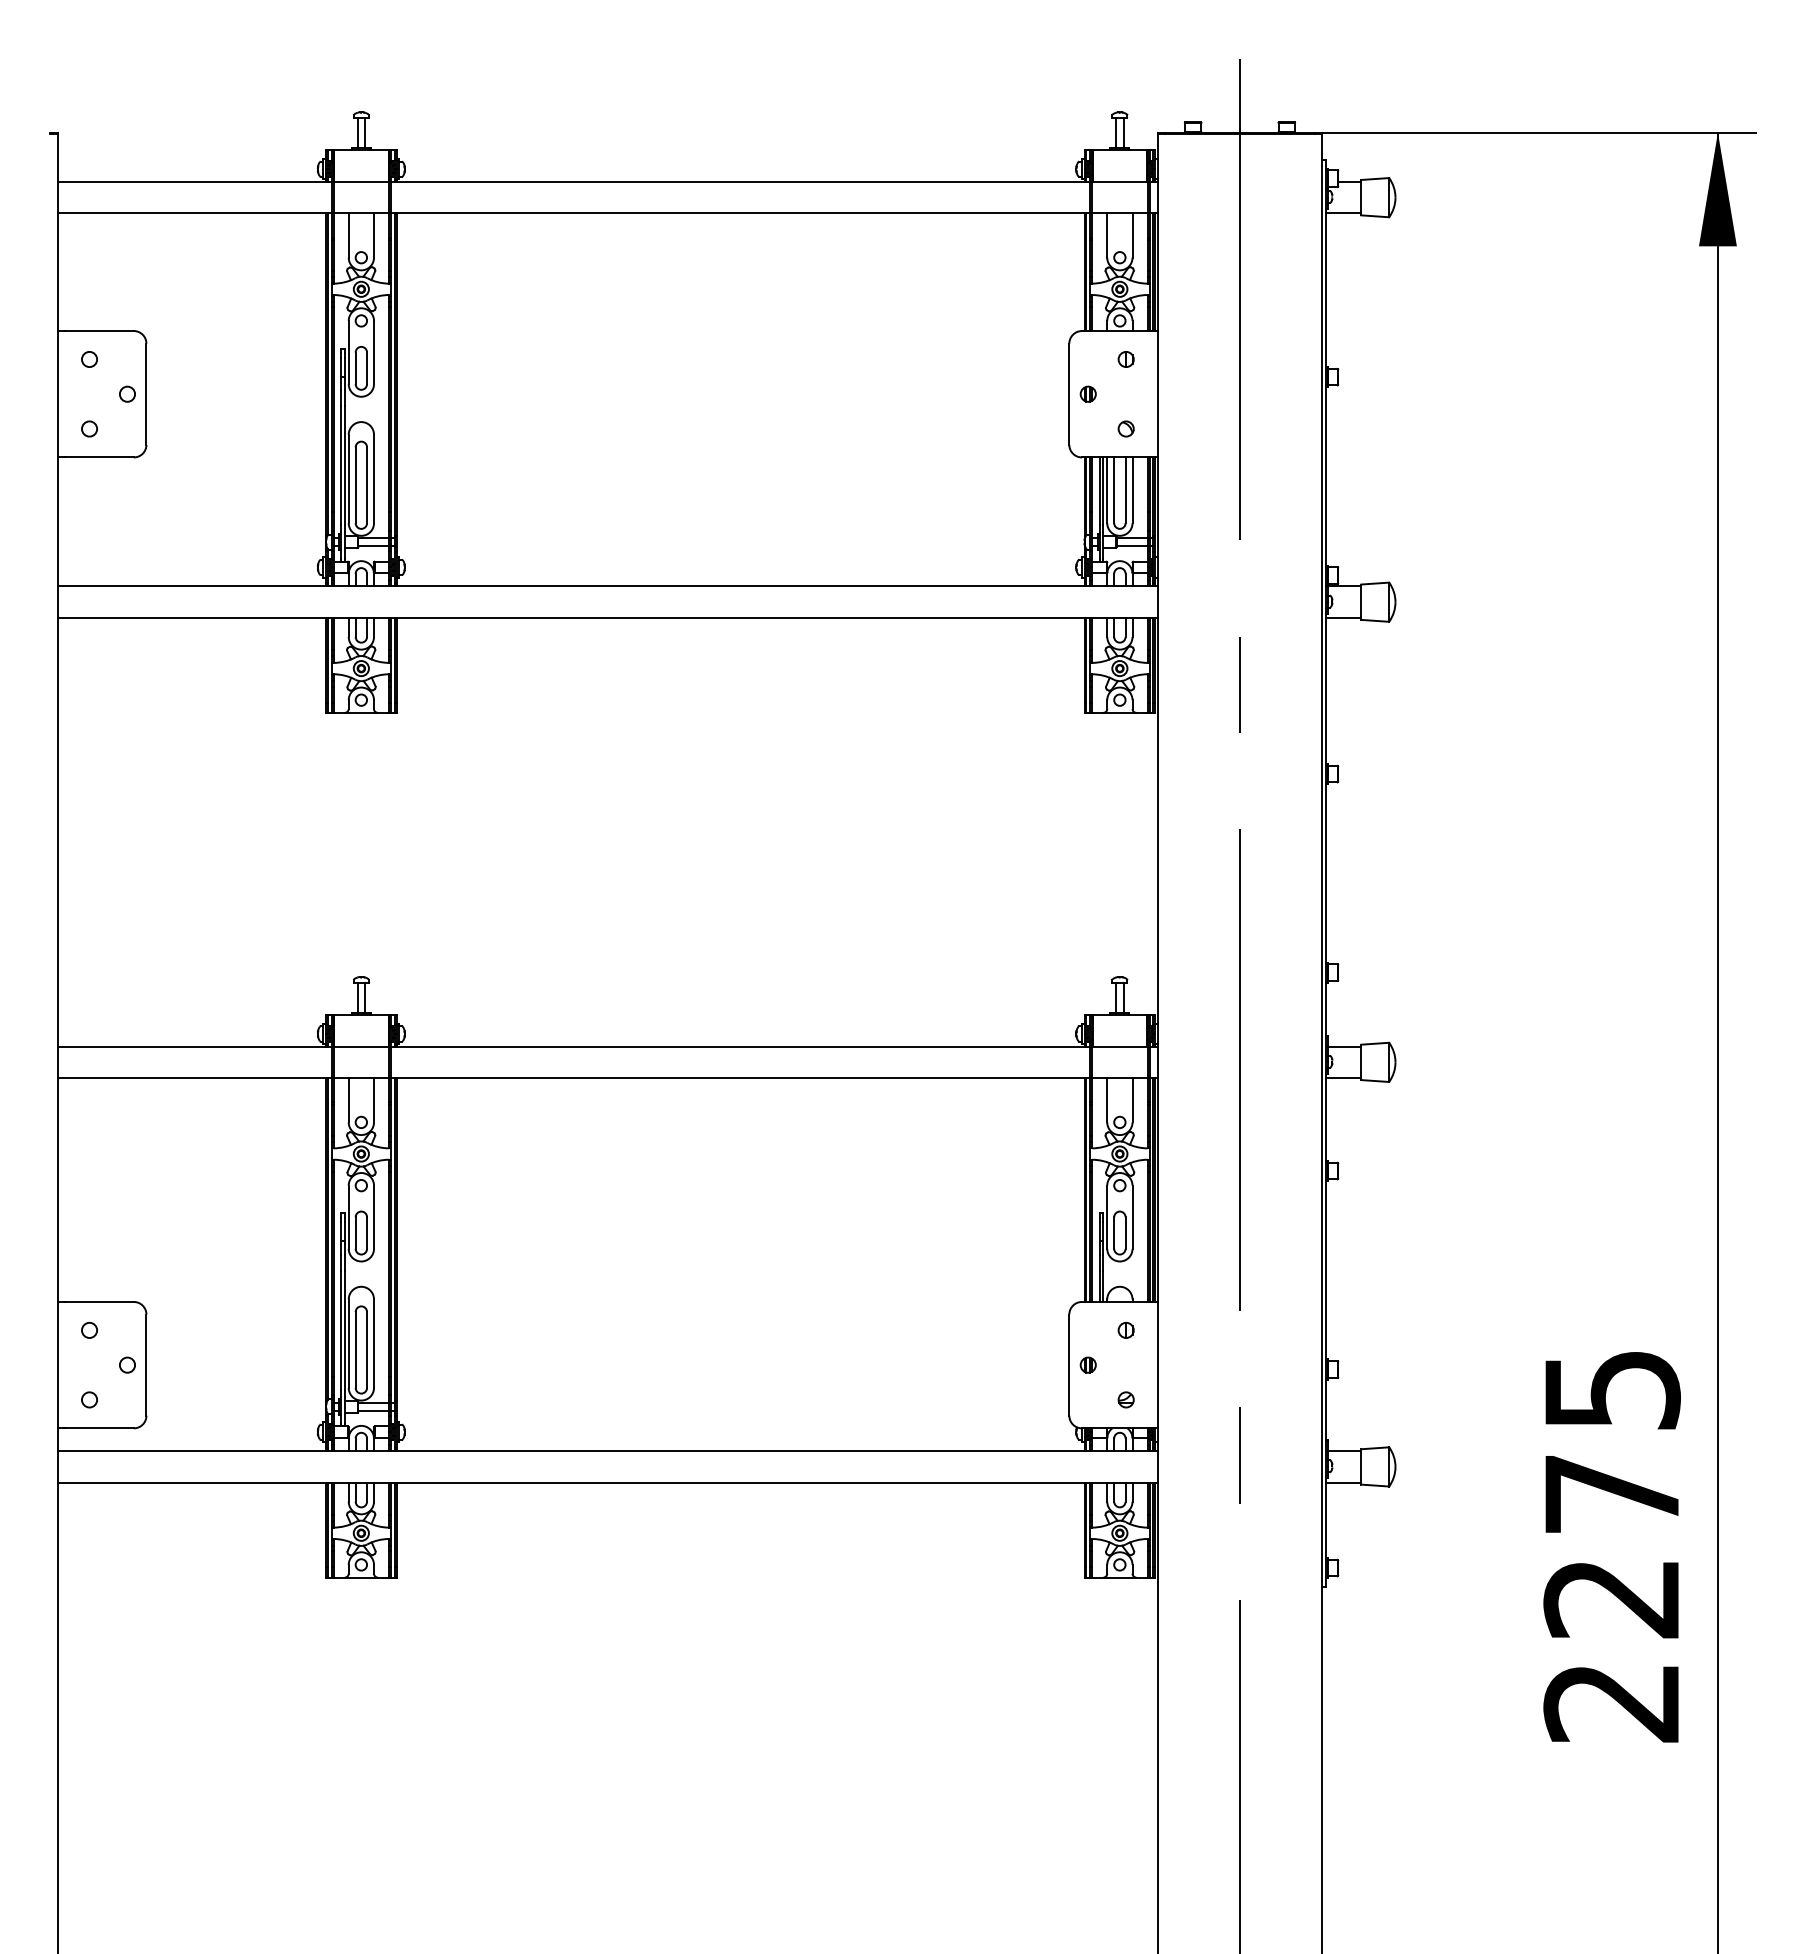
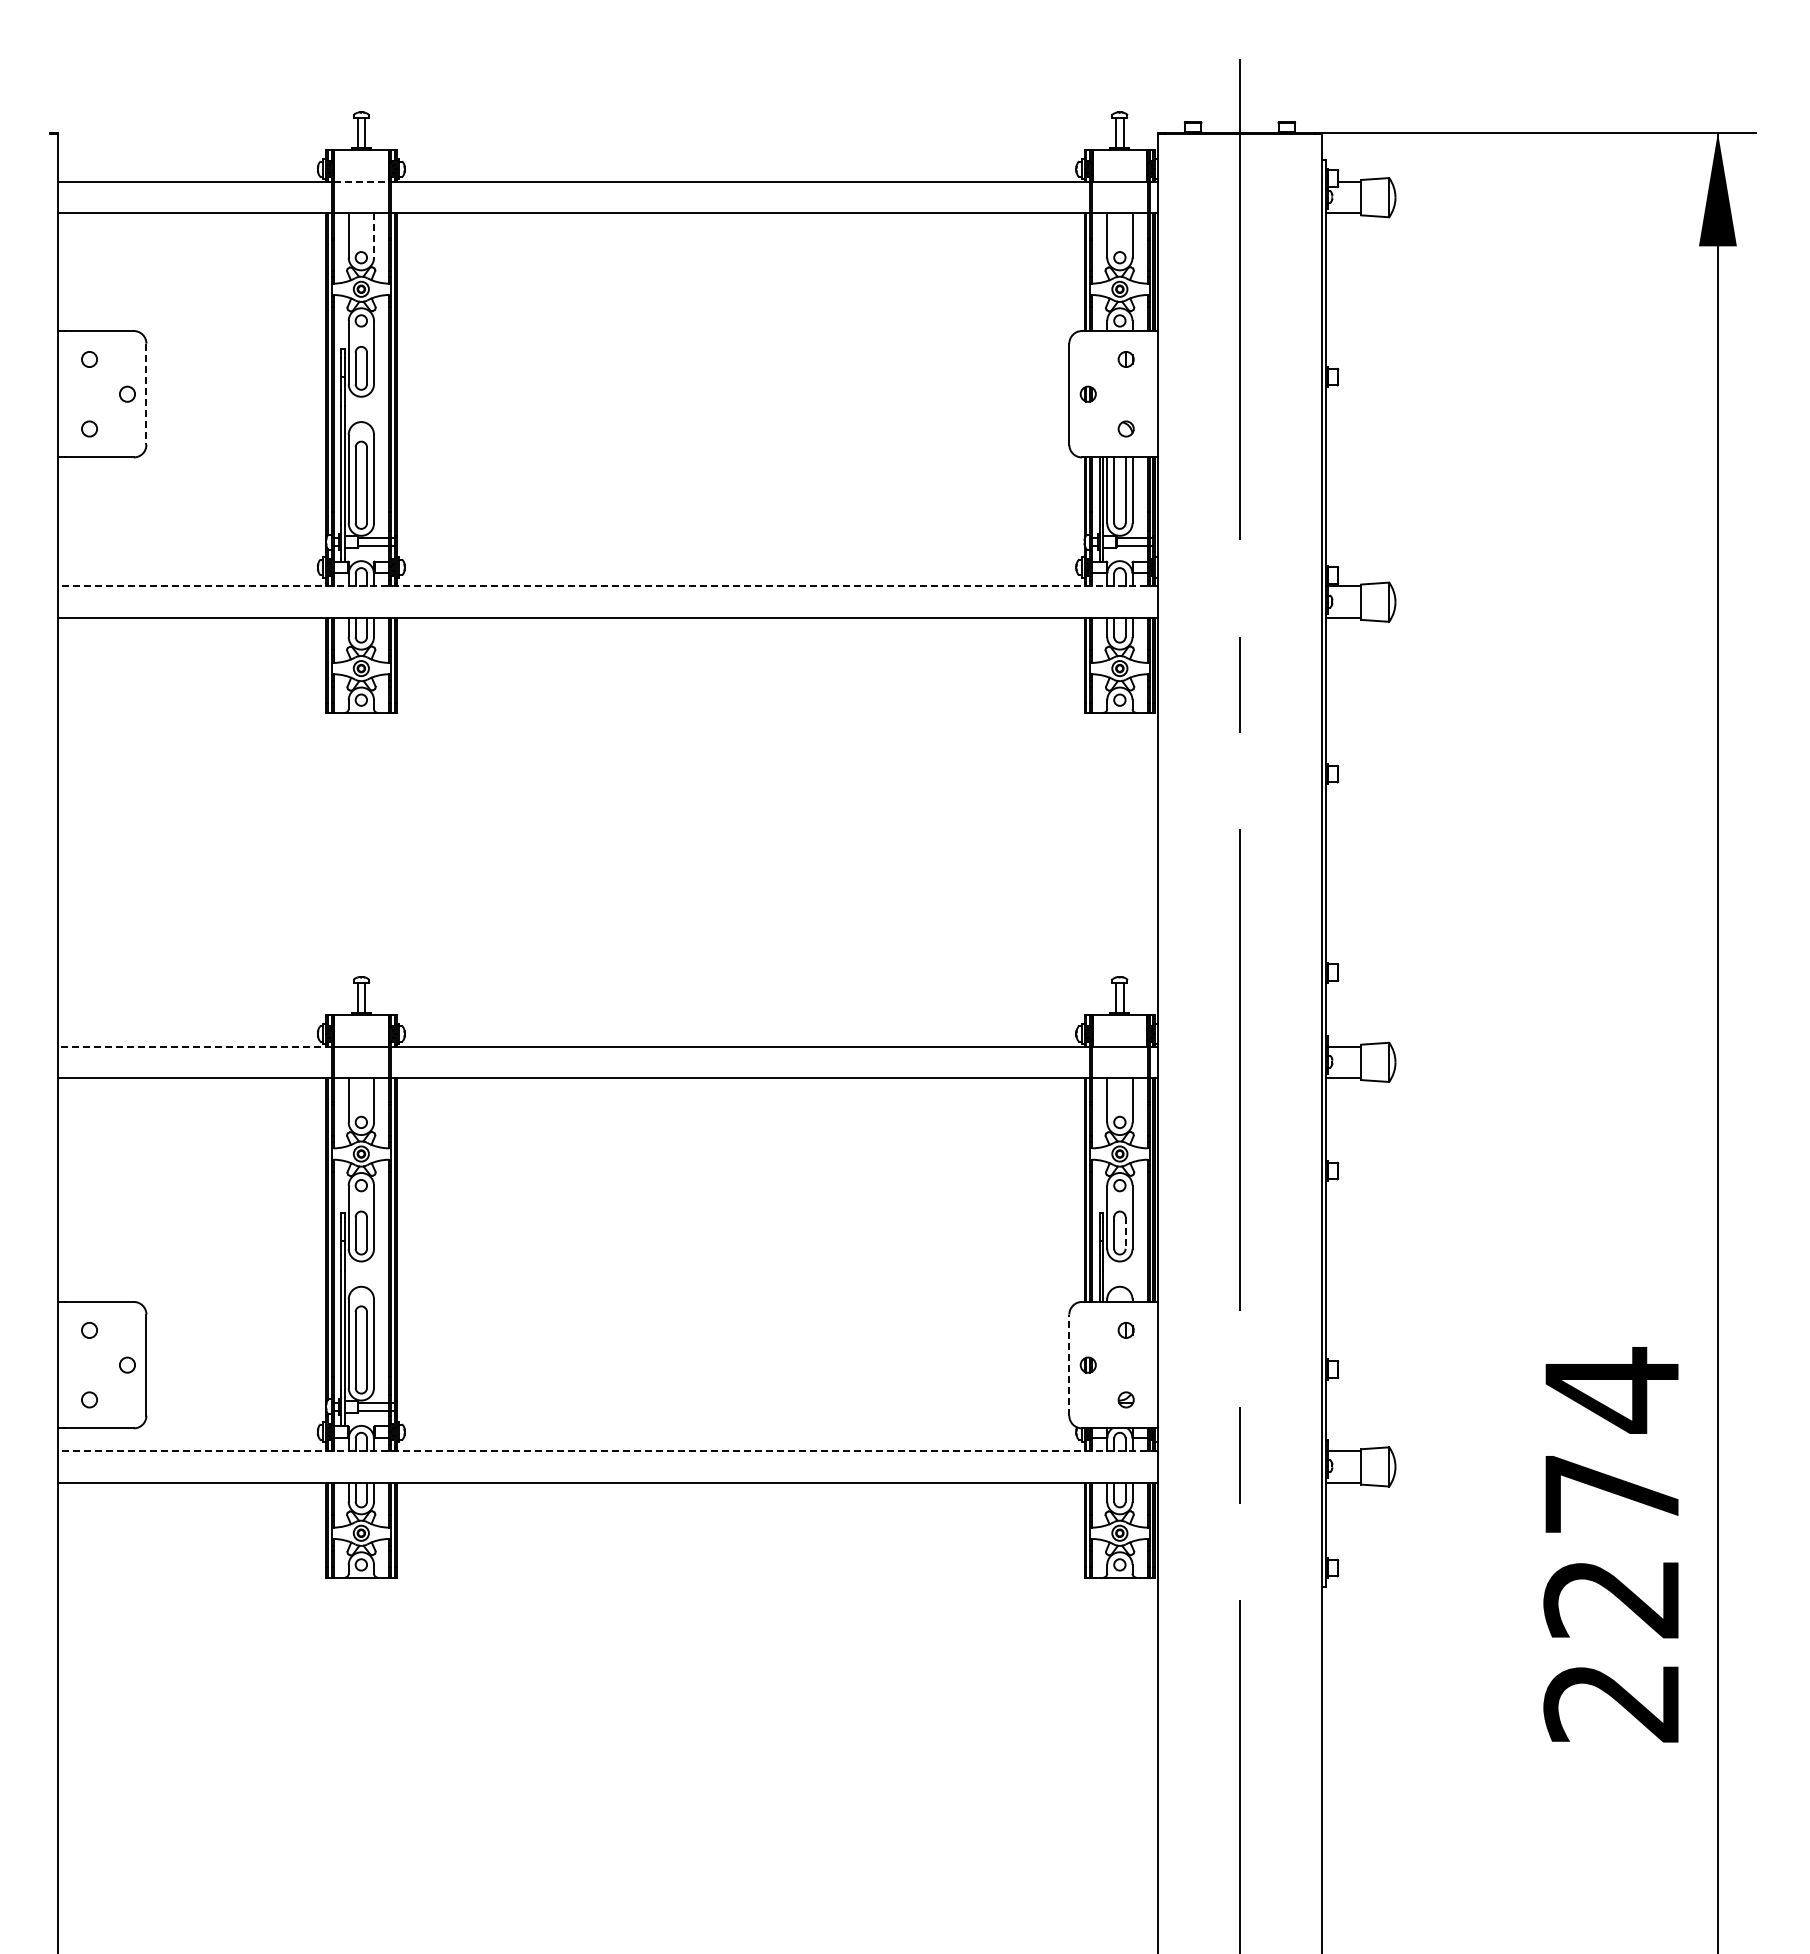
line: solid -> dashed (361, 181)
line: solid -> dashed (374, 236)
line: solid -> dashed (146, 394)
line: solid -> dashed (607, 586)
line: solid -> dashed (194, 1046)
line: solid -> dashed (1125, 1233)
line: solid -> dashed (1069, 1365)
text: 2275 -> 2274 (1612, 1390)
line: solid -> dashed (607, 1451)
